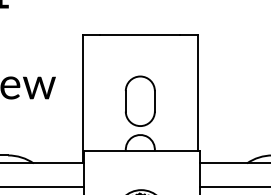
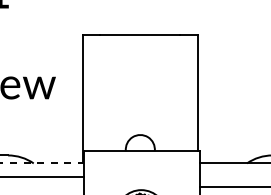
part: present -> none (139, 100)
line: solid -> dashed (41, 163)
line position: (42, 186) -> (42, 176) (42, 176)
